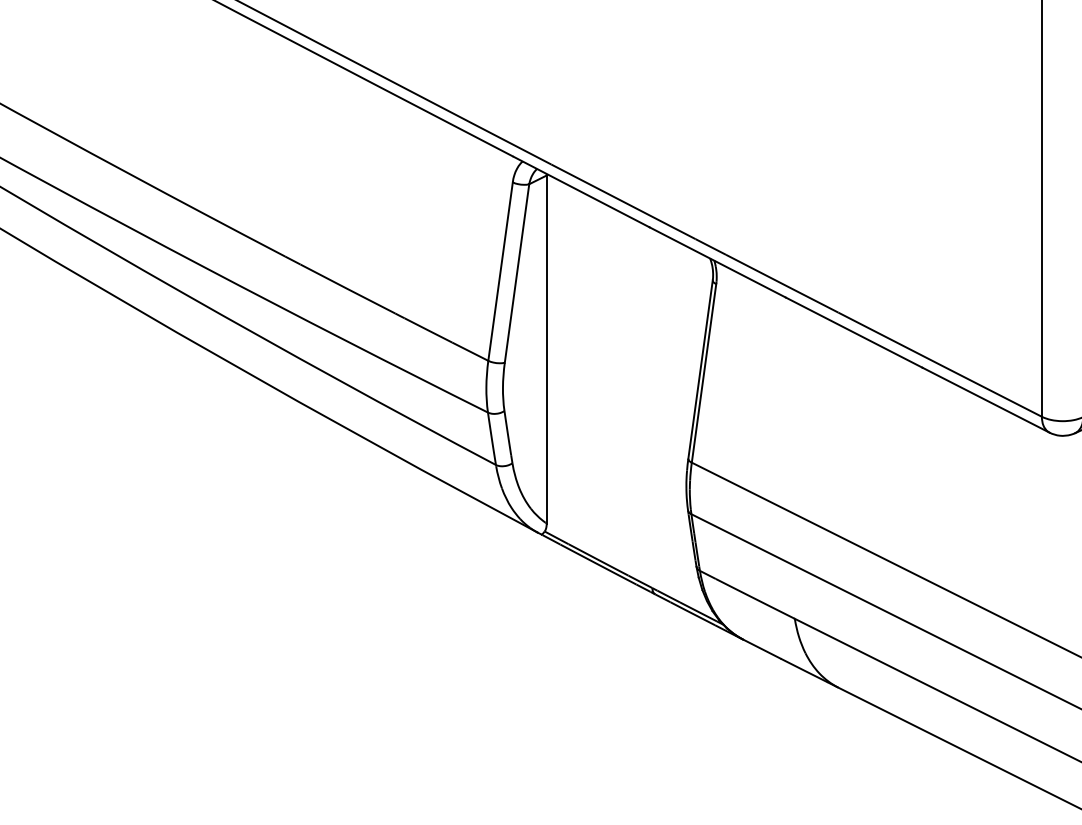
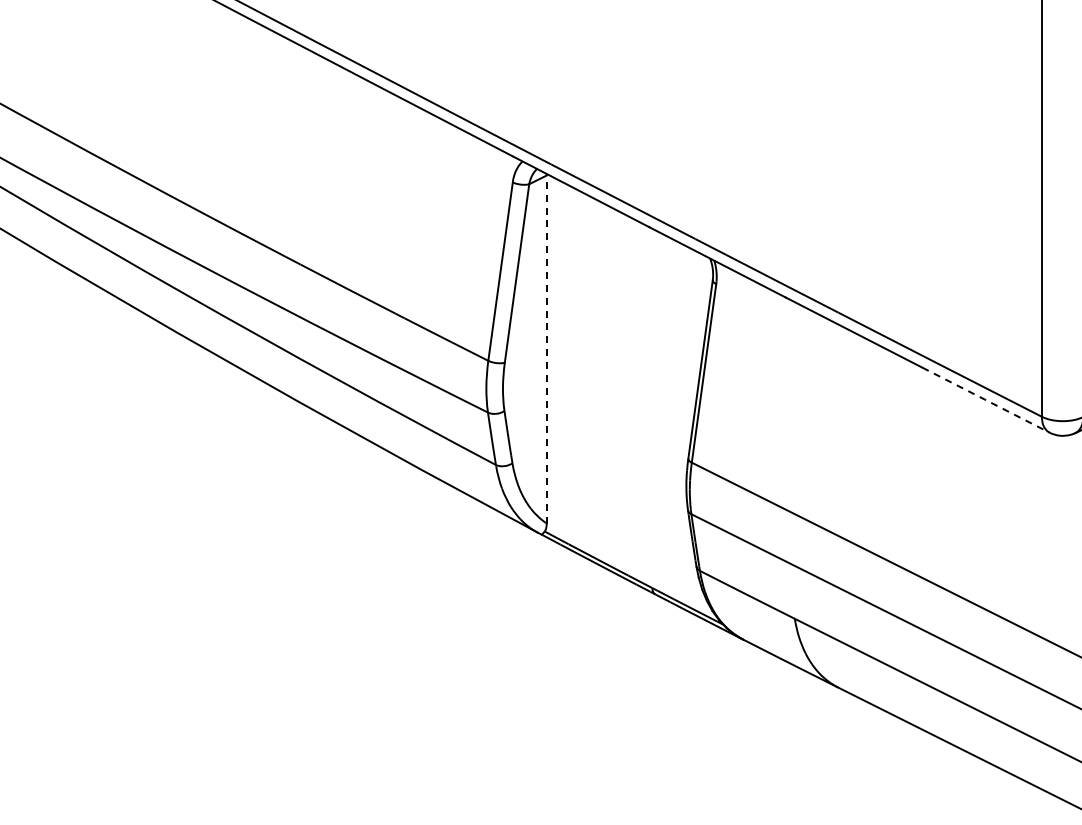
line: solid -> dashed (546, 349)
line: solid -> dashed (986, 400)
